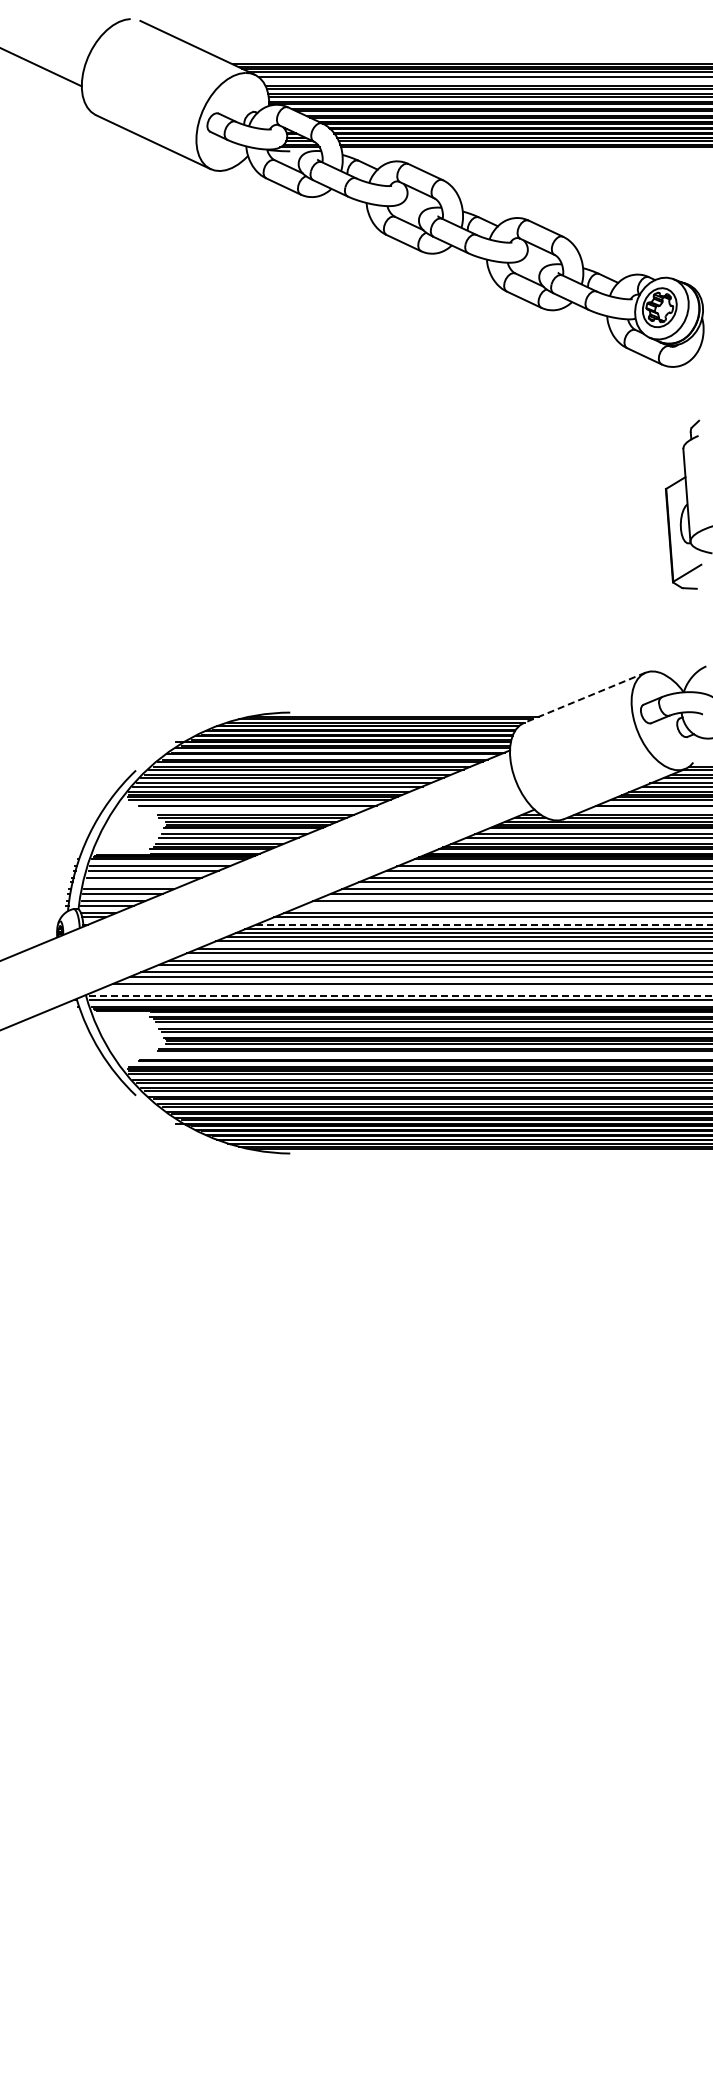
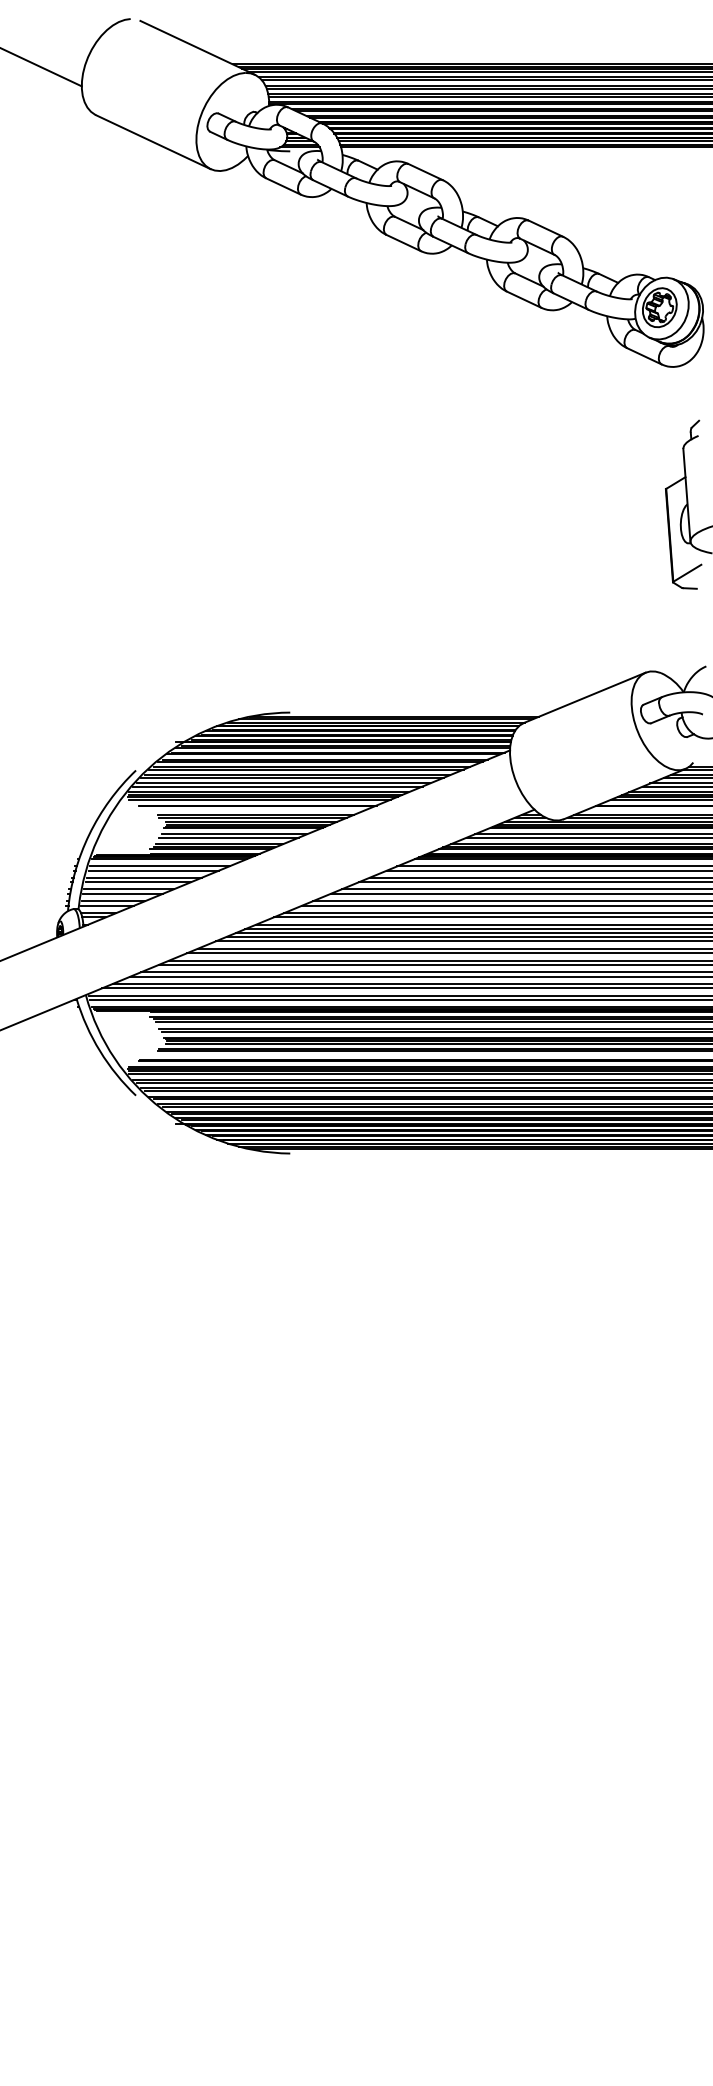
line: none -> present (485, 80)
line: dashed -> solid (584, 697)
line: none -> present (138, 882)
line: none -> present (505, 905)
line: dashed -> solid (484, 924)
line: none -> present (405, 988)
line: dashed -> solid (400, 995)
